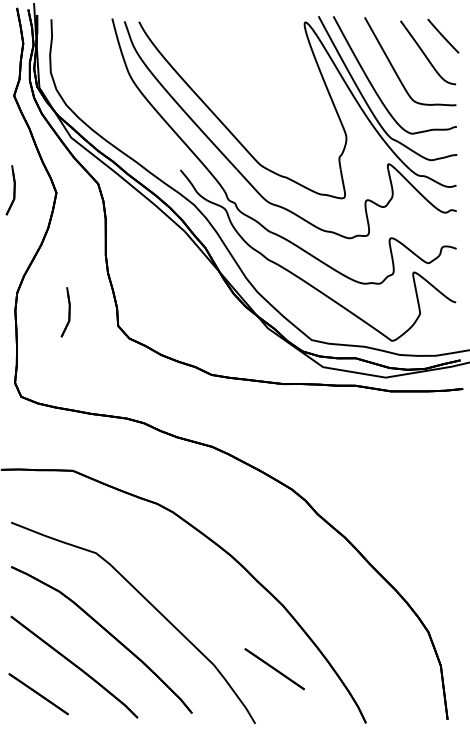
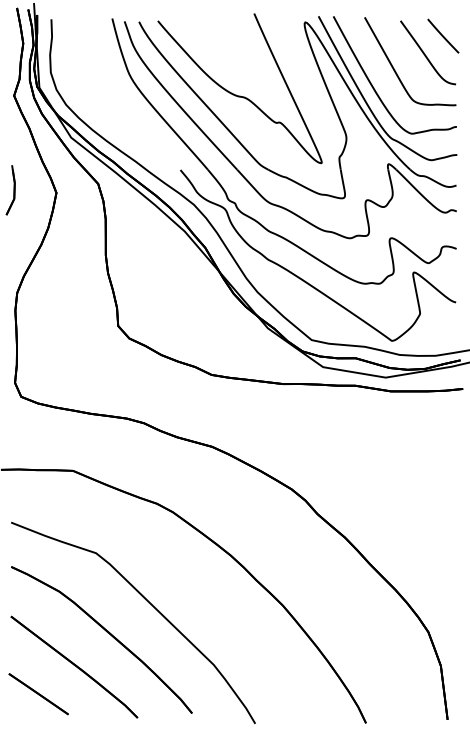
curve: none -> present (236, 94)
part: present -> none (65, 312)
line: present -> none (274, 669)
